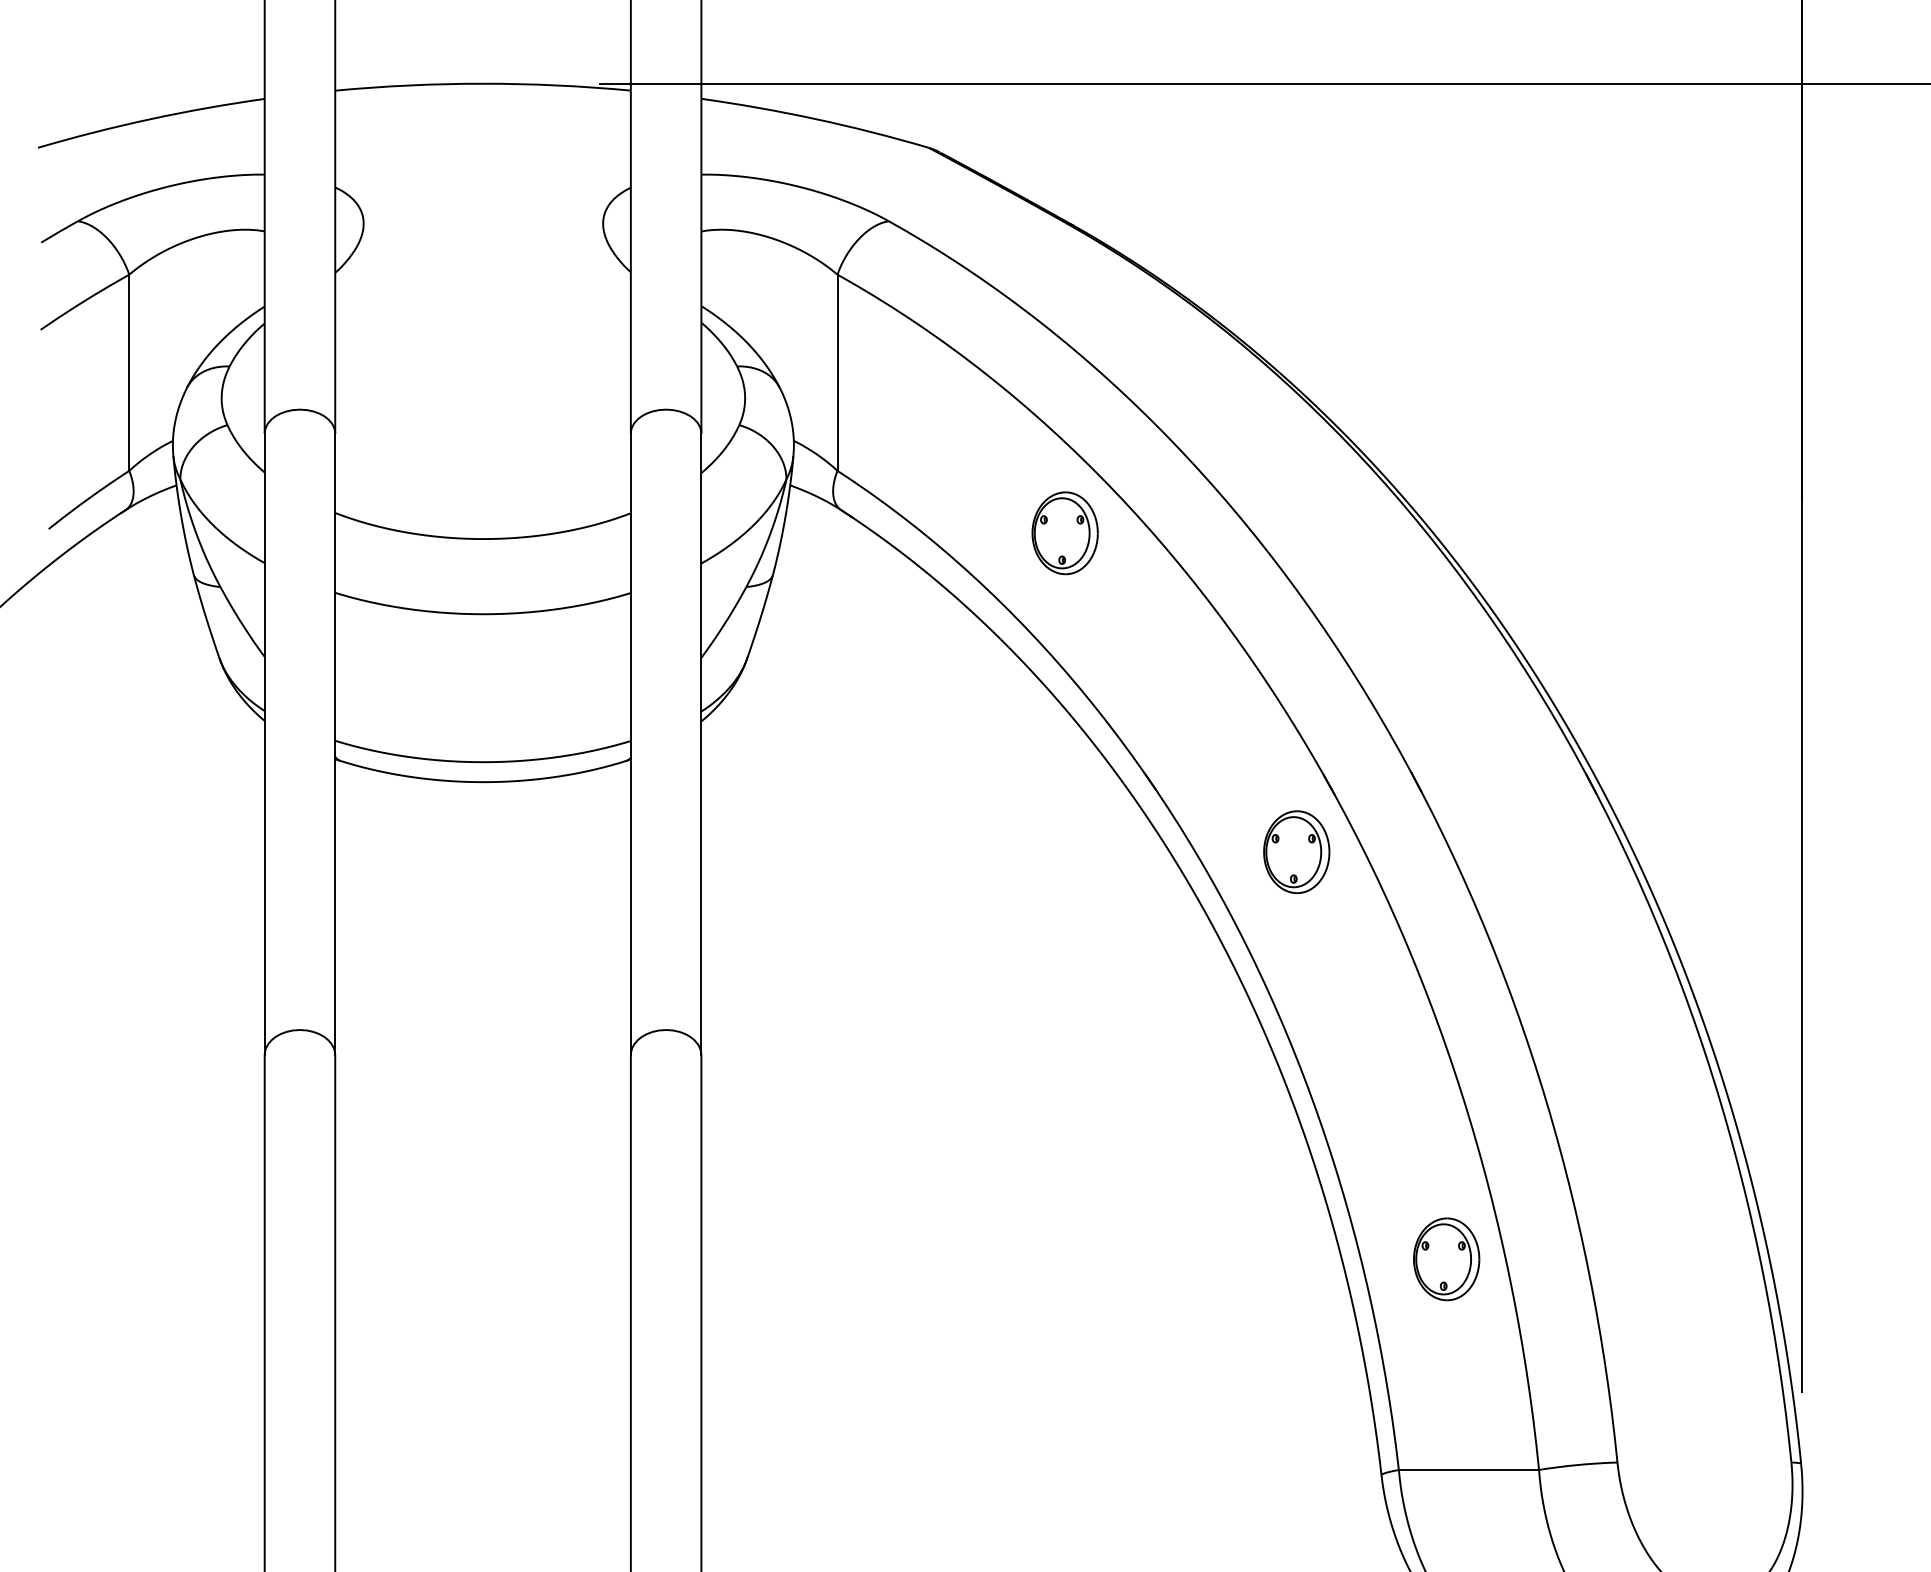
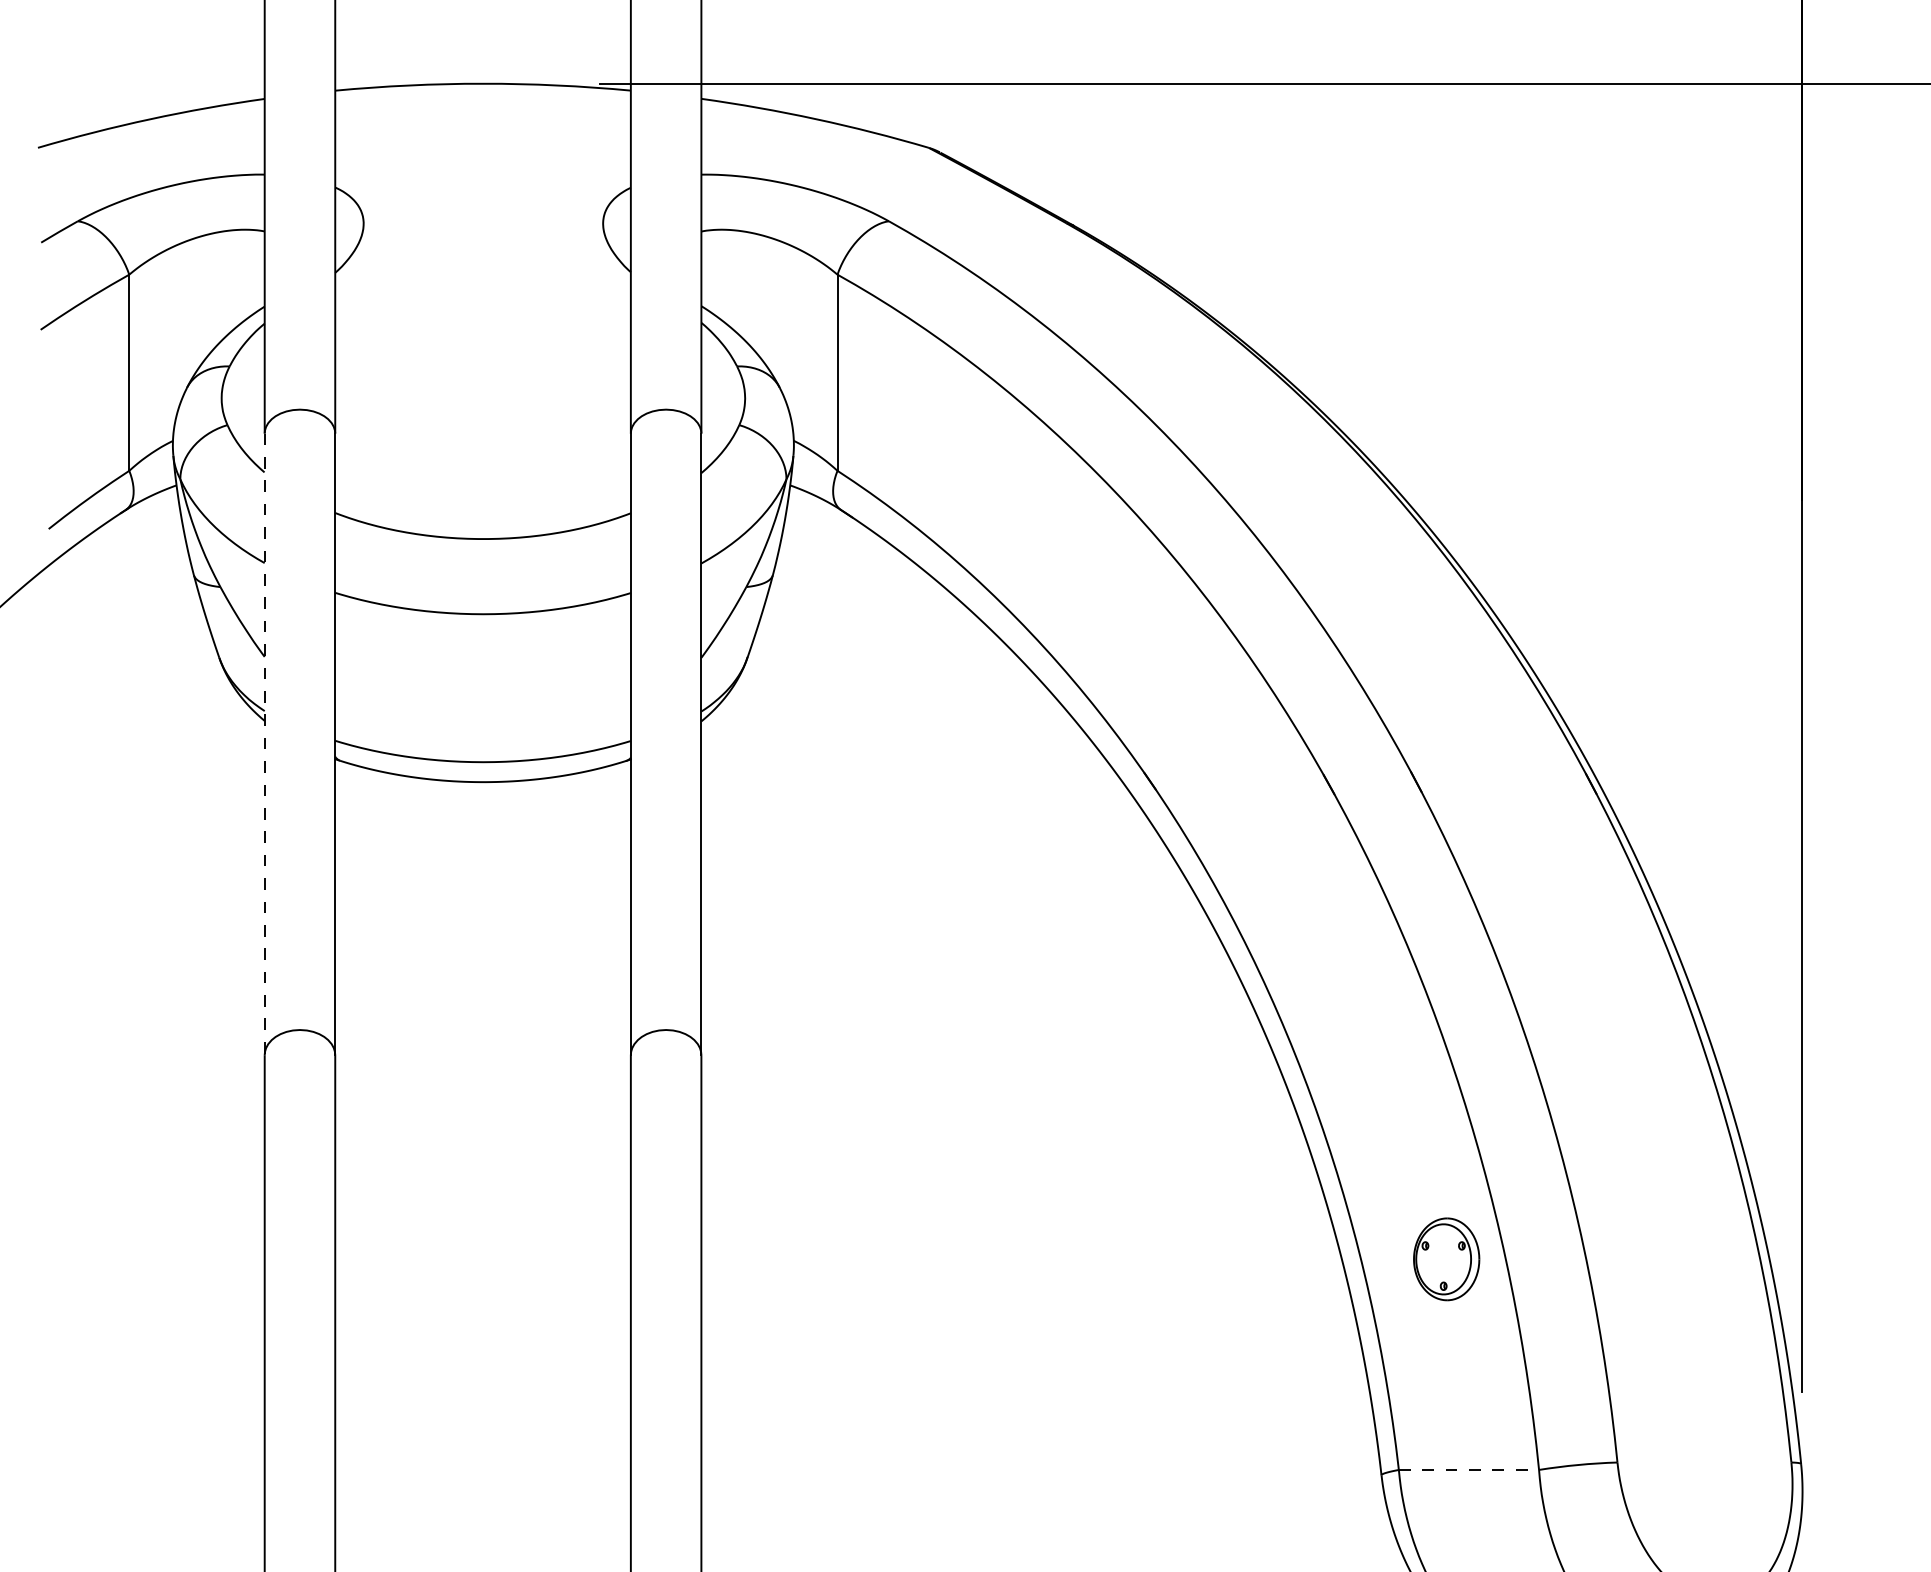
part: present -> none (1064, 533)
line: solid -> dashed (264, 744)
part: present -> none (1296, 851)
line: solid -> dashed (1469, 1469)
